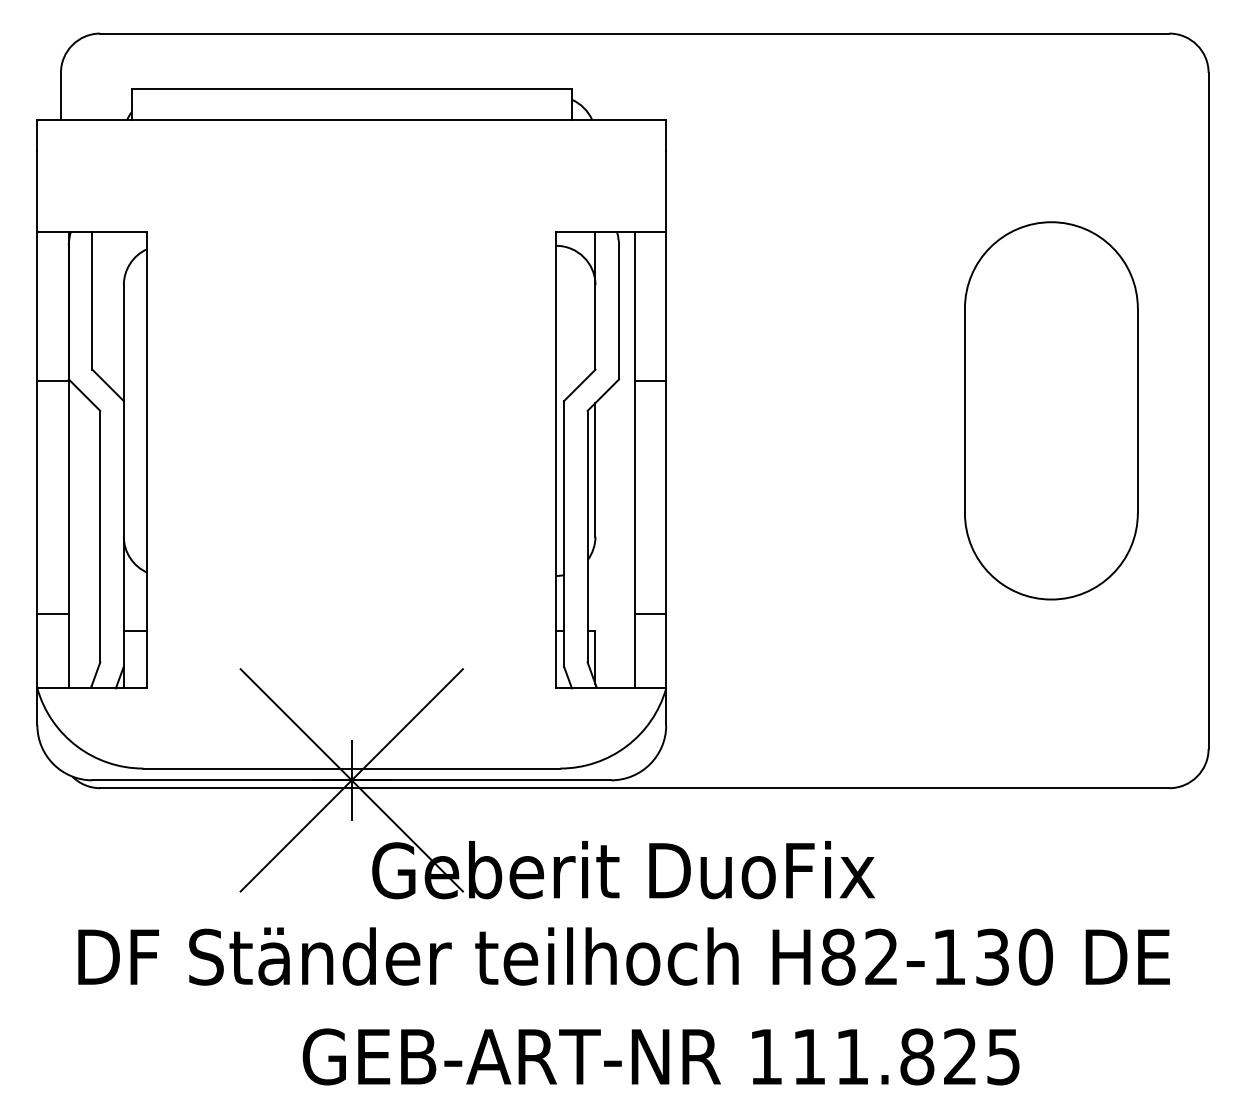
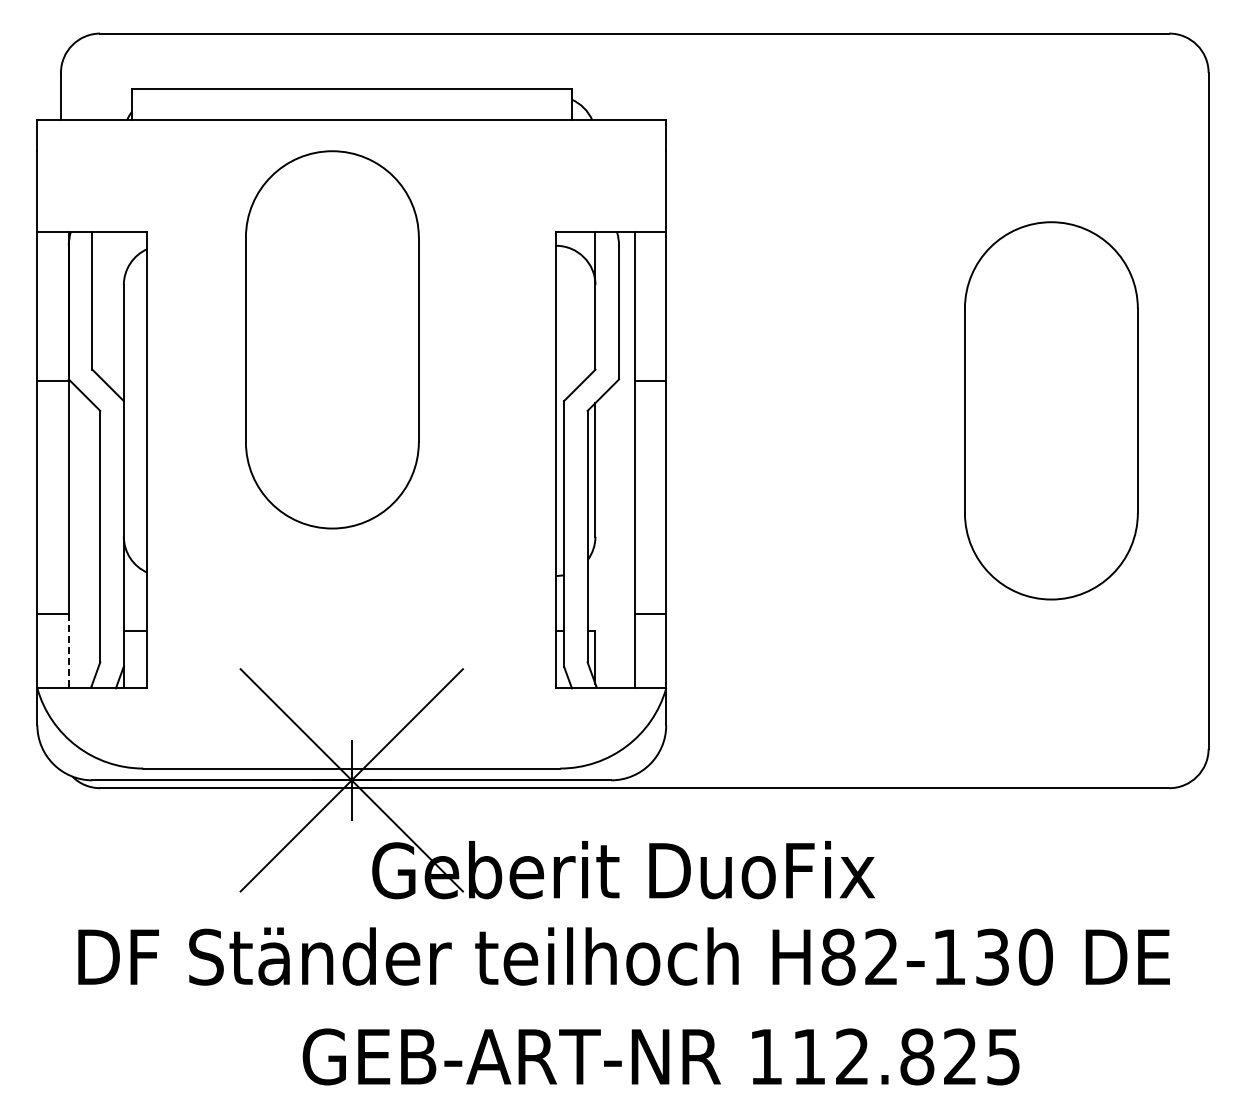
part: none -> present (332, 339)
line: solid -> dashed (68, 651)
text: 111.825 -> 112.825 (851, 1056)
